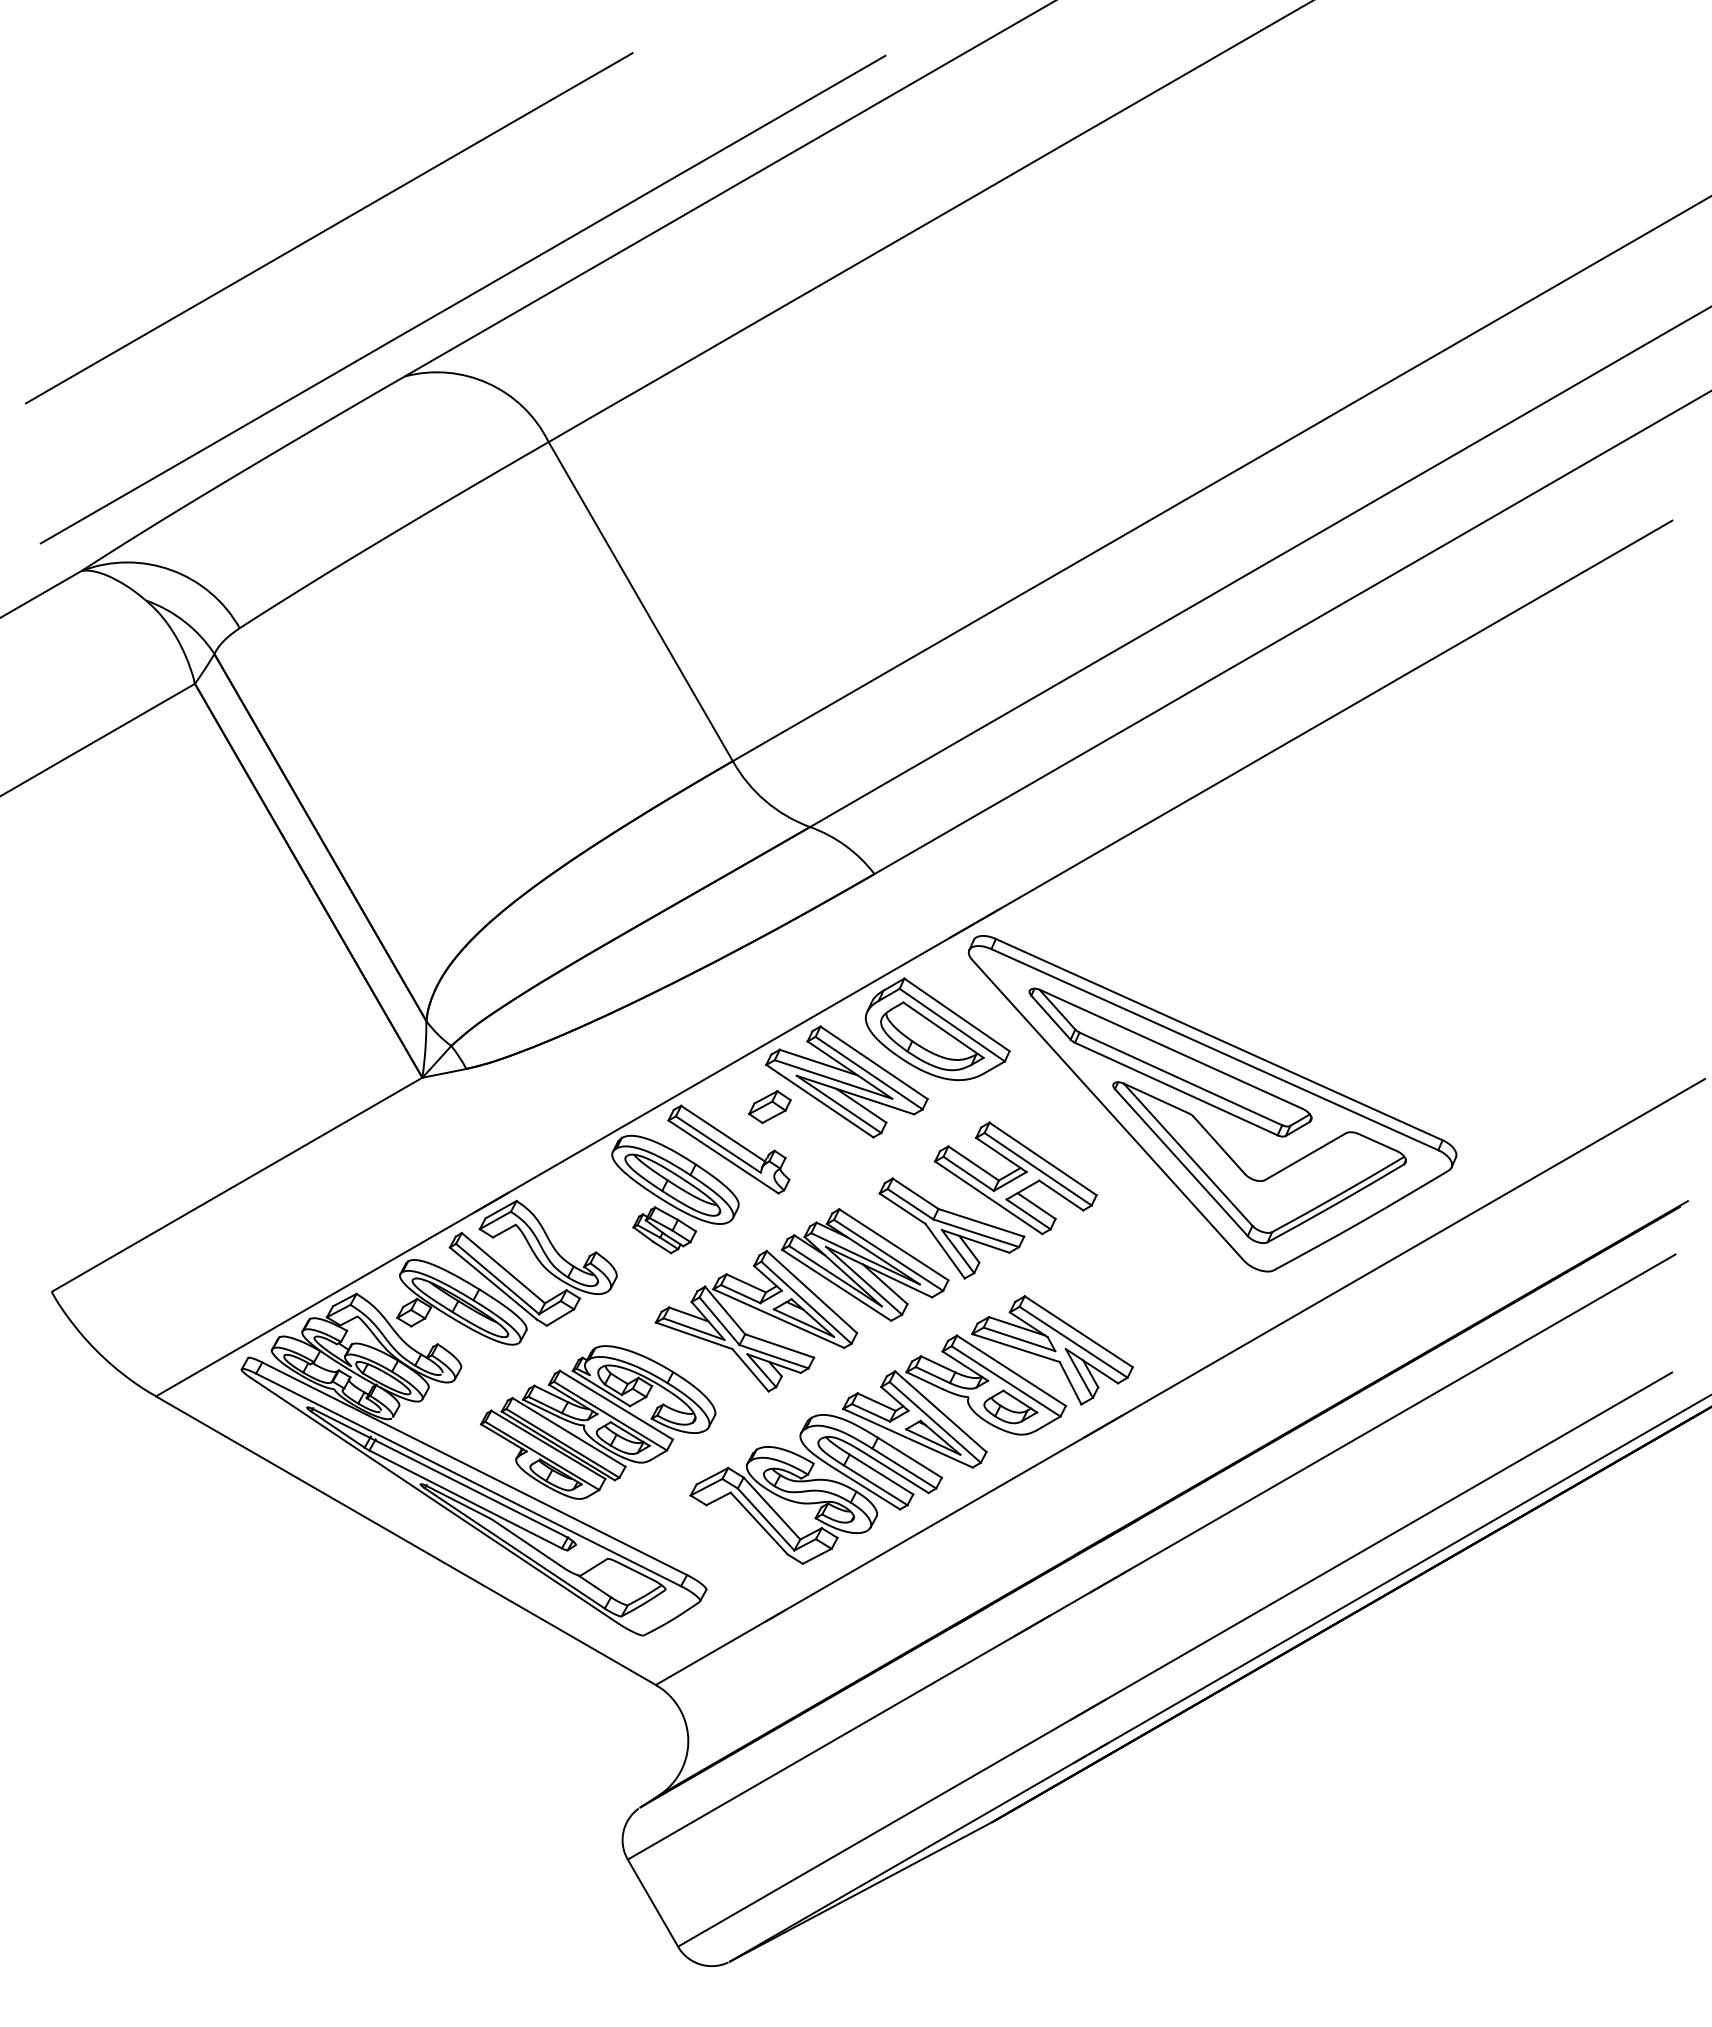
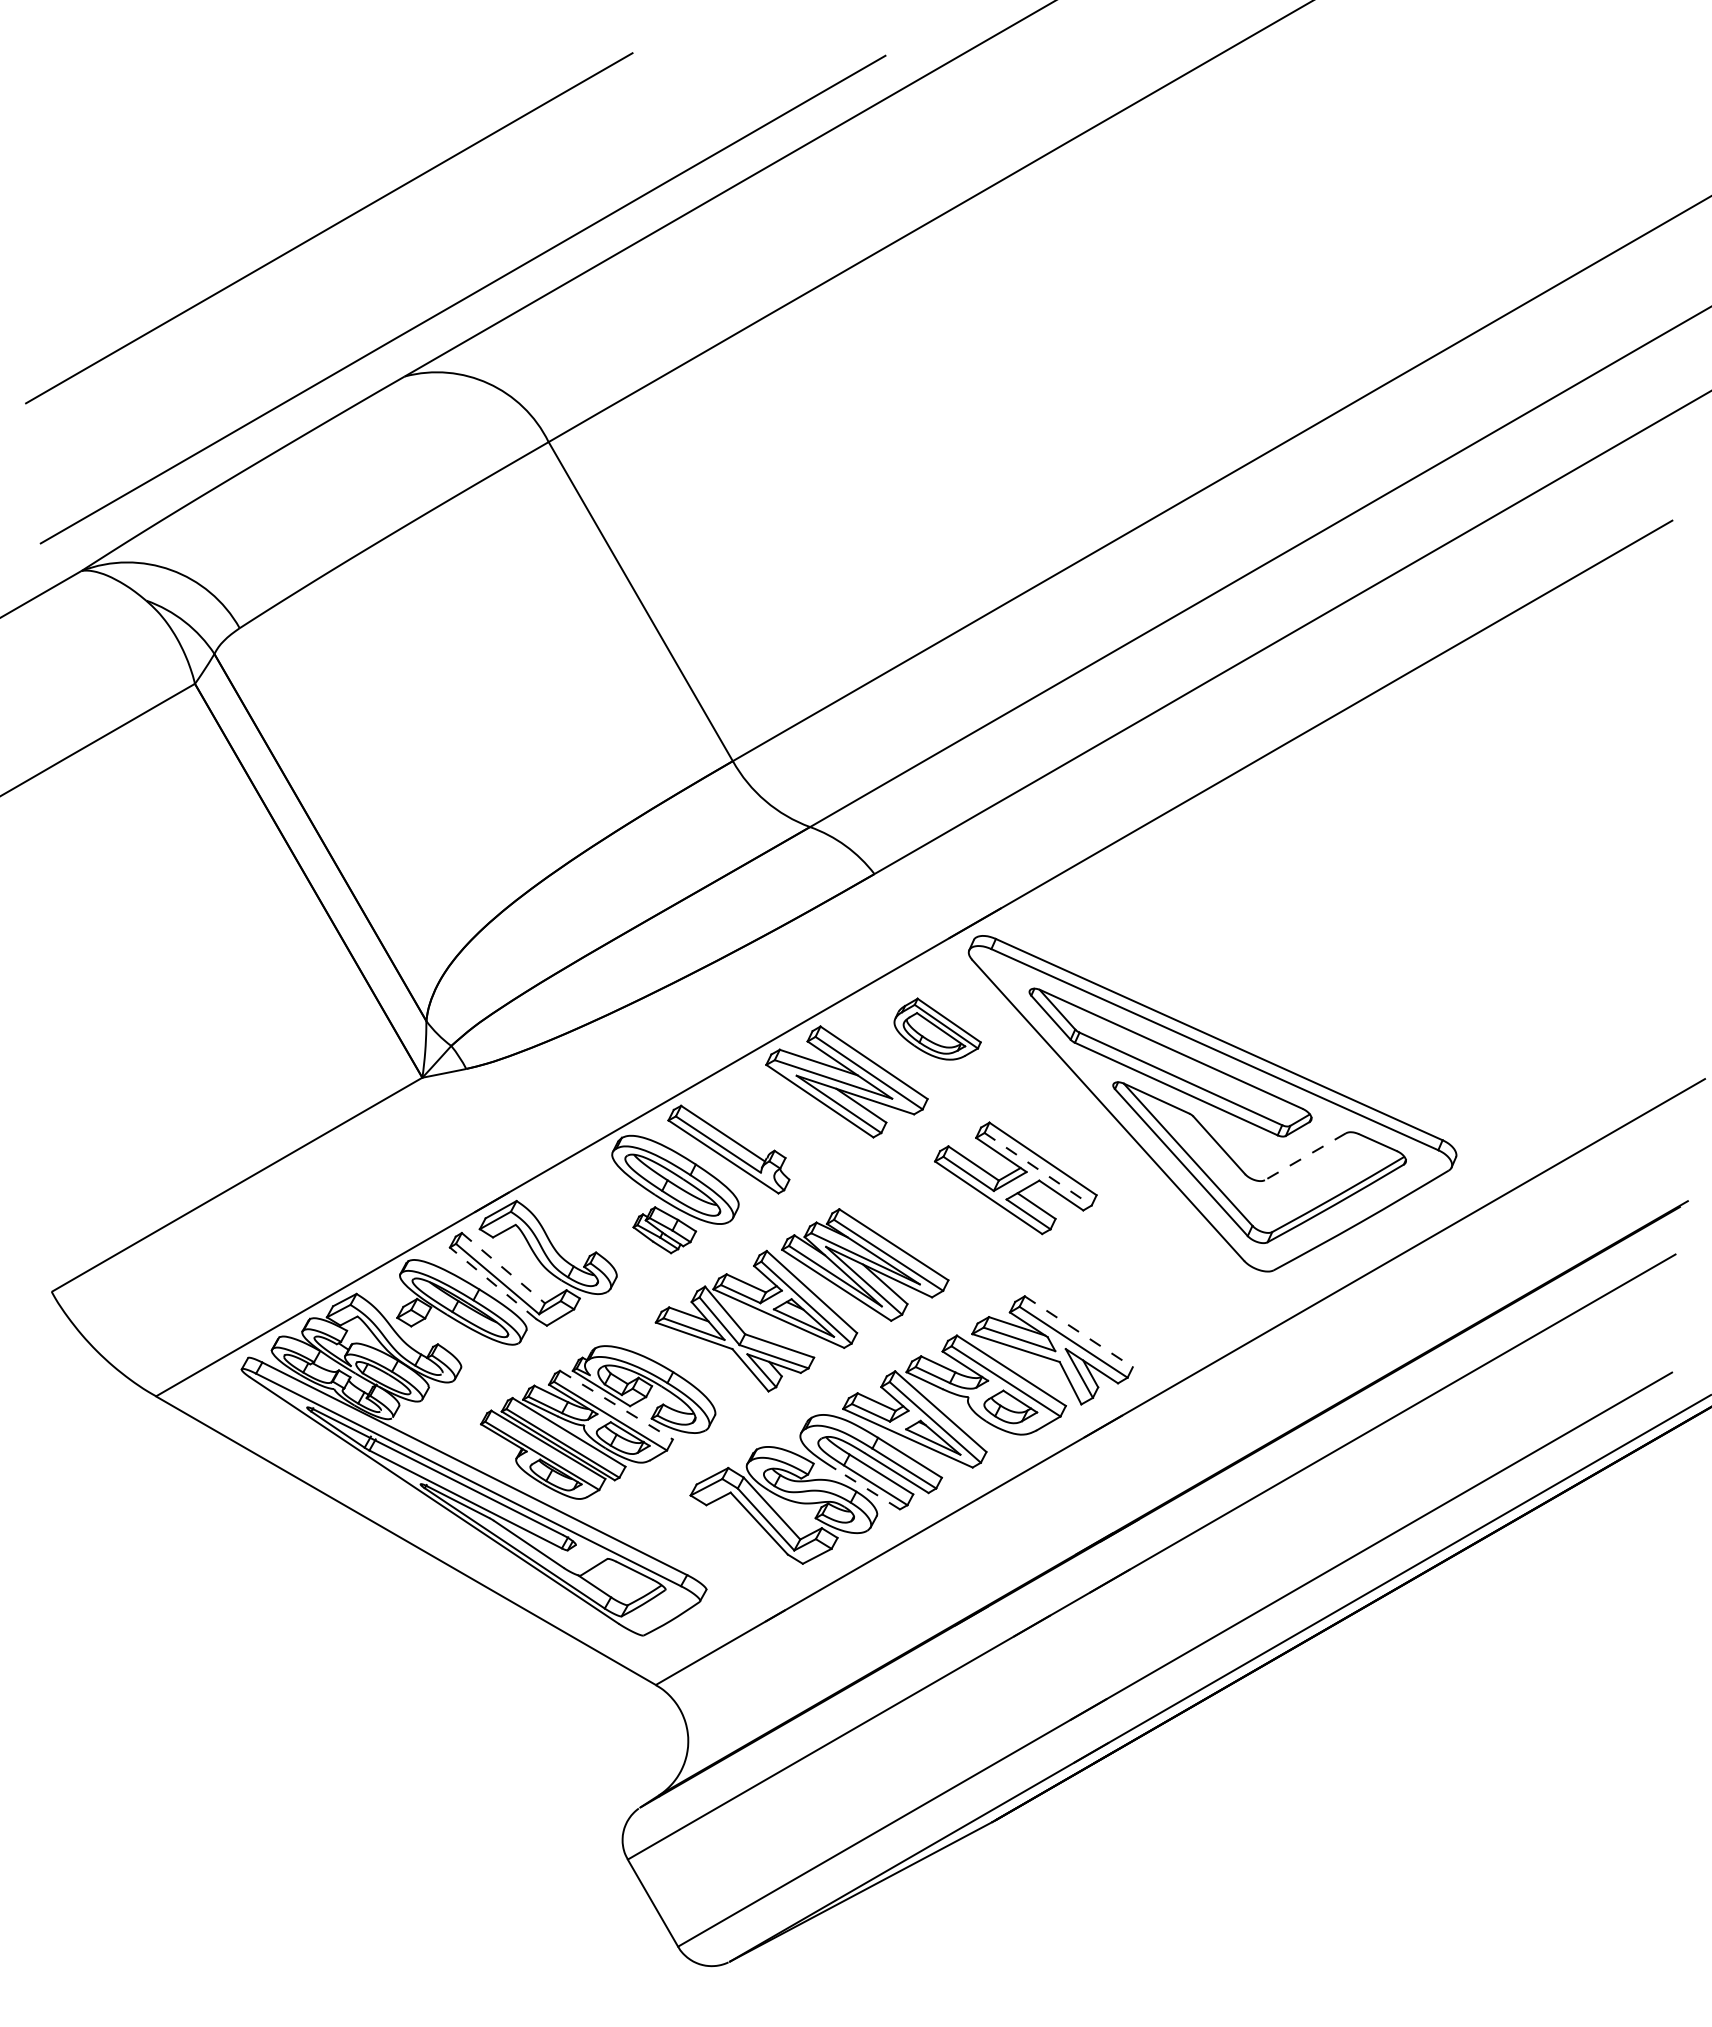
part size: 147x104 px -> 89x64 px (937, 1028)
part: present -> none (769, 1107)
line: solid -> dashed (1305, 1156)
line: solid -> dashed (1038, 1169)
part: present -> none (951, 1228)
line: solid -> dashed (503, 1268)
line: solid -> dashed (492, 1283)
line: solid -> dashed (1078, 1331)
line: solid -> dashed (616, 1405)
line: solid -> dashed (868, 1489)
